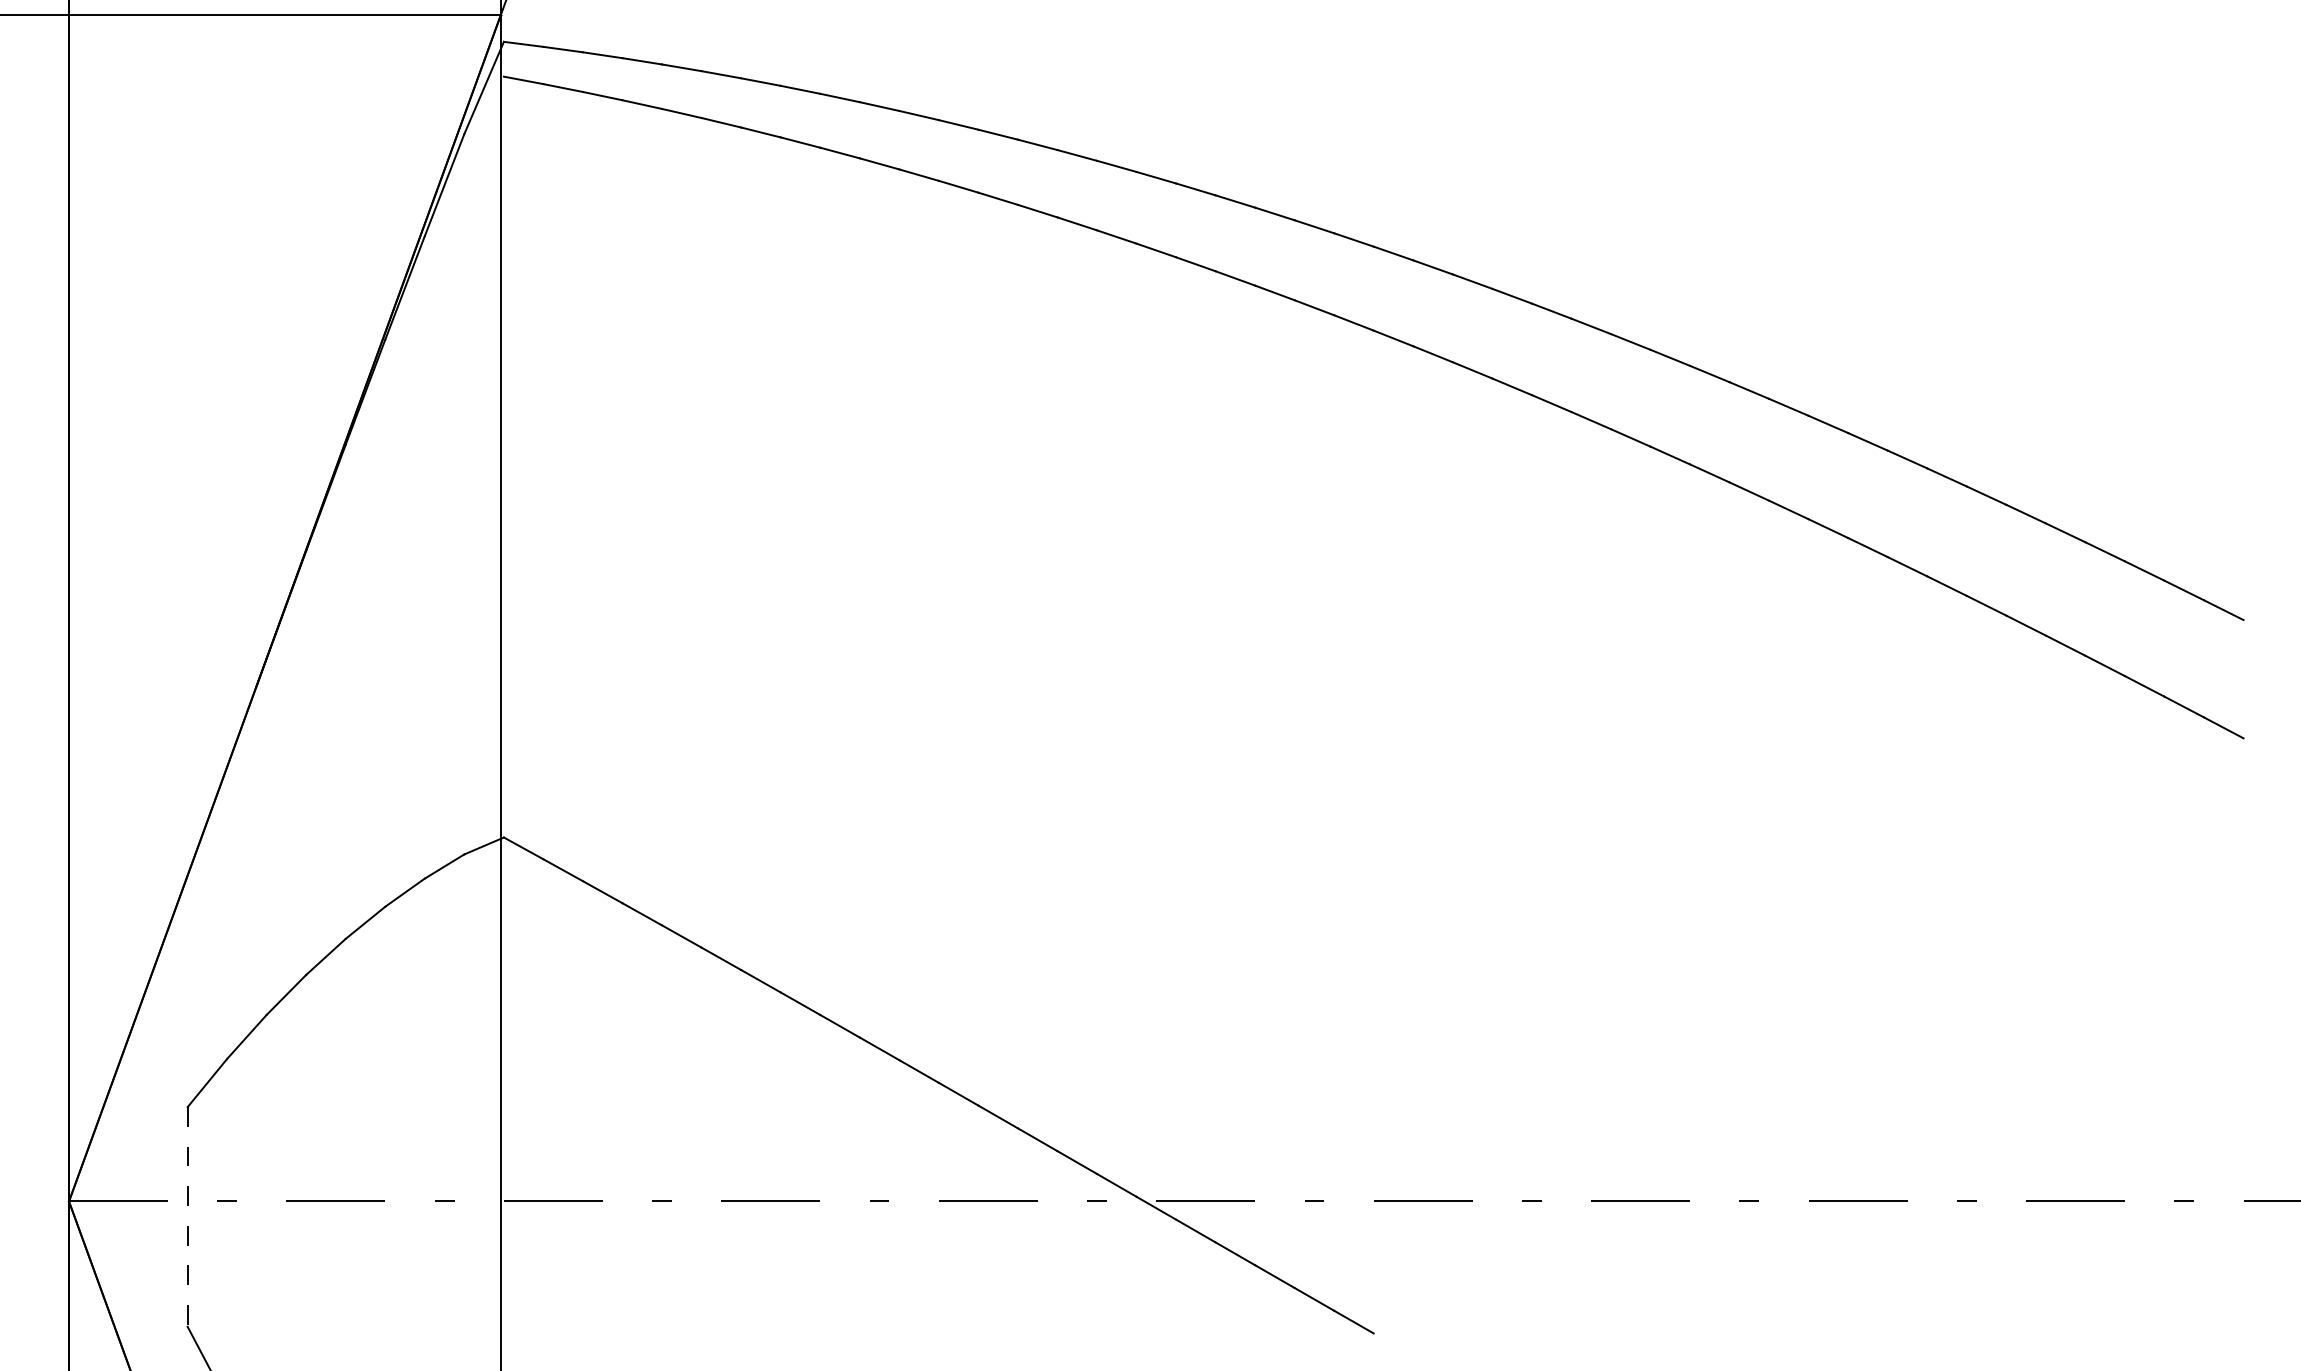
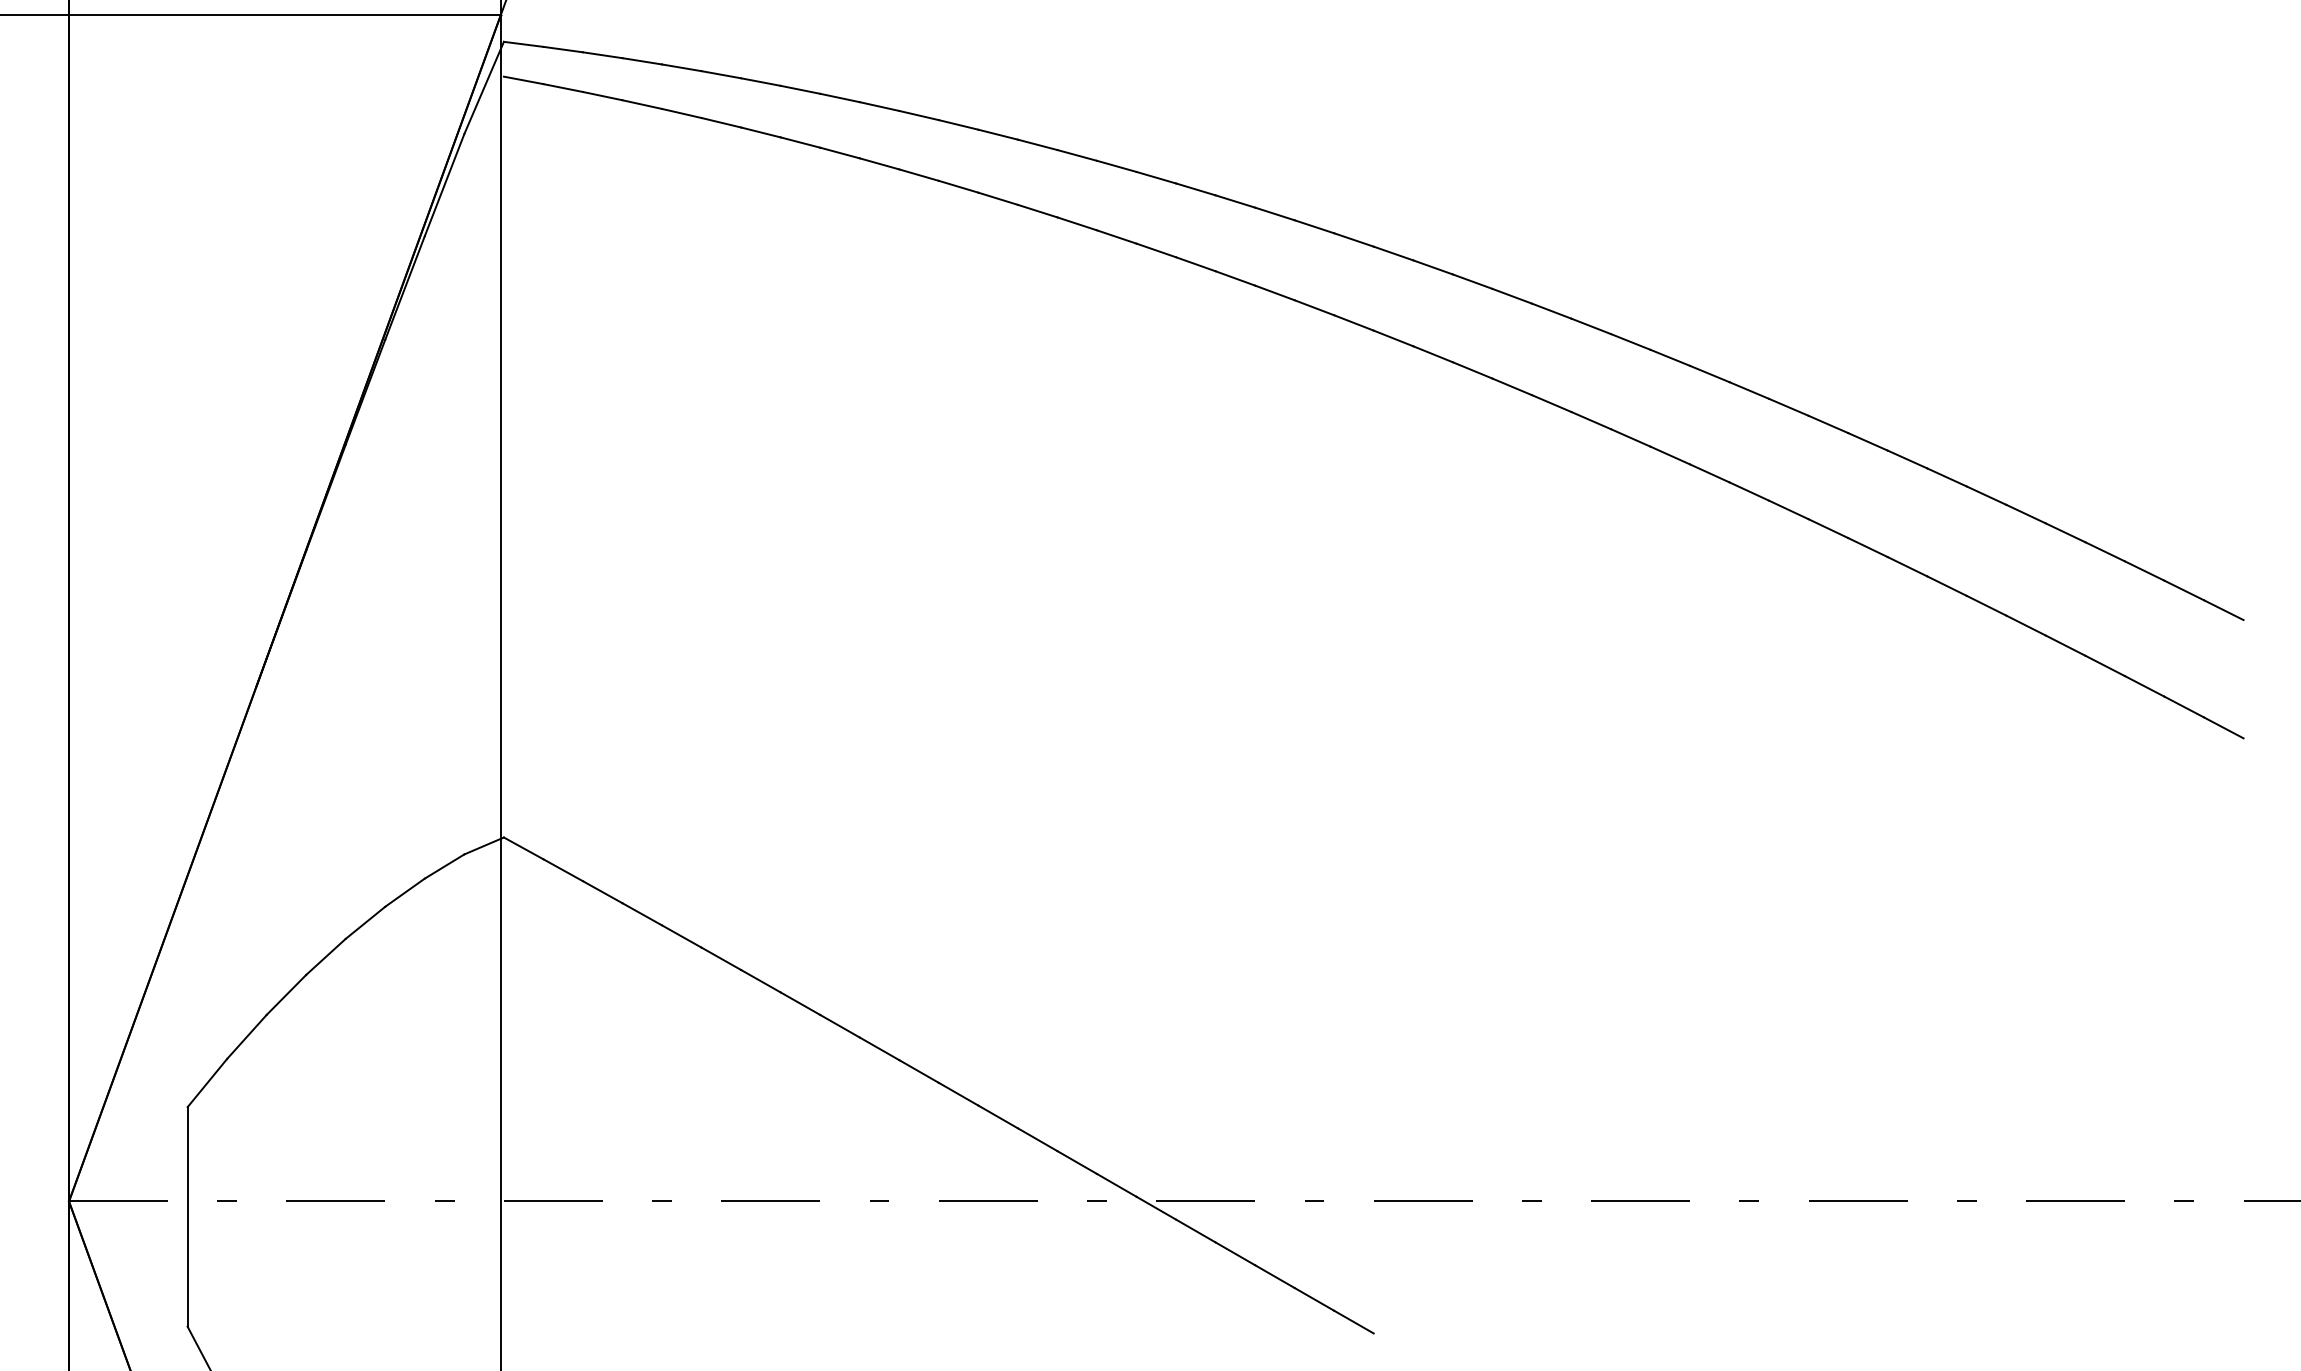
line: dashed -> solid (187, 1216)
